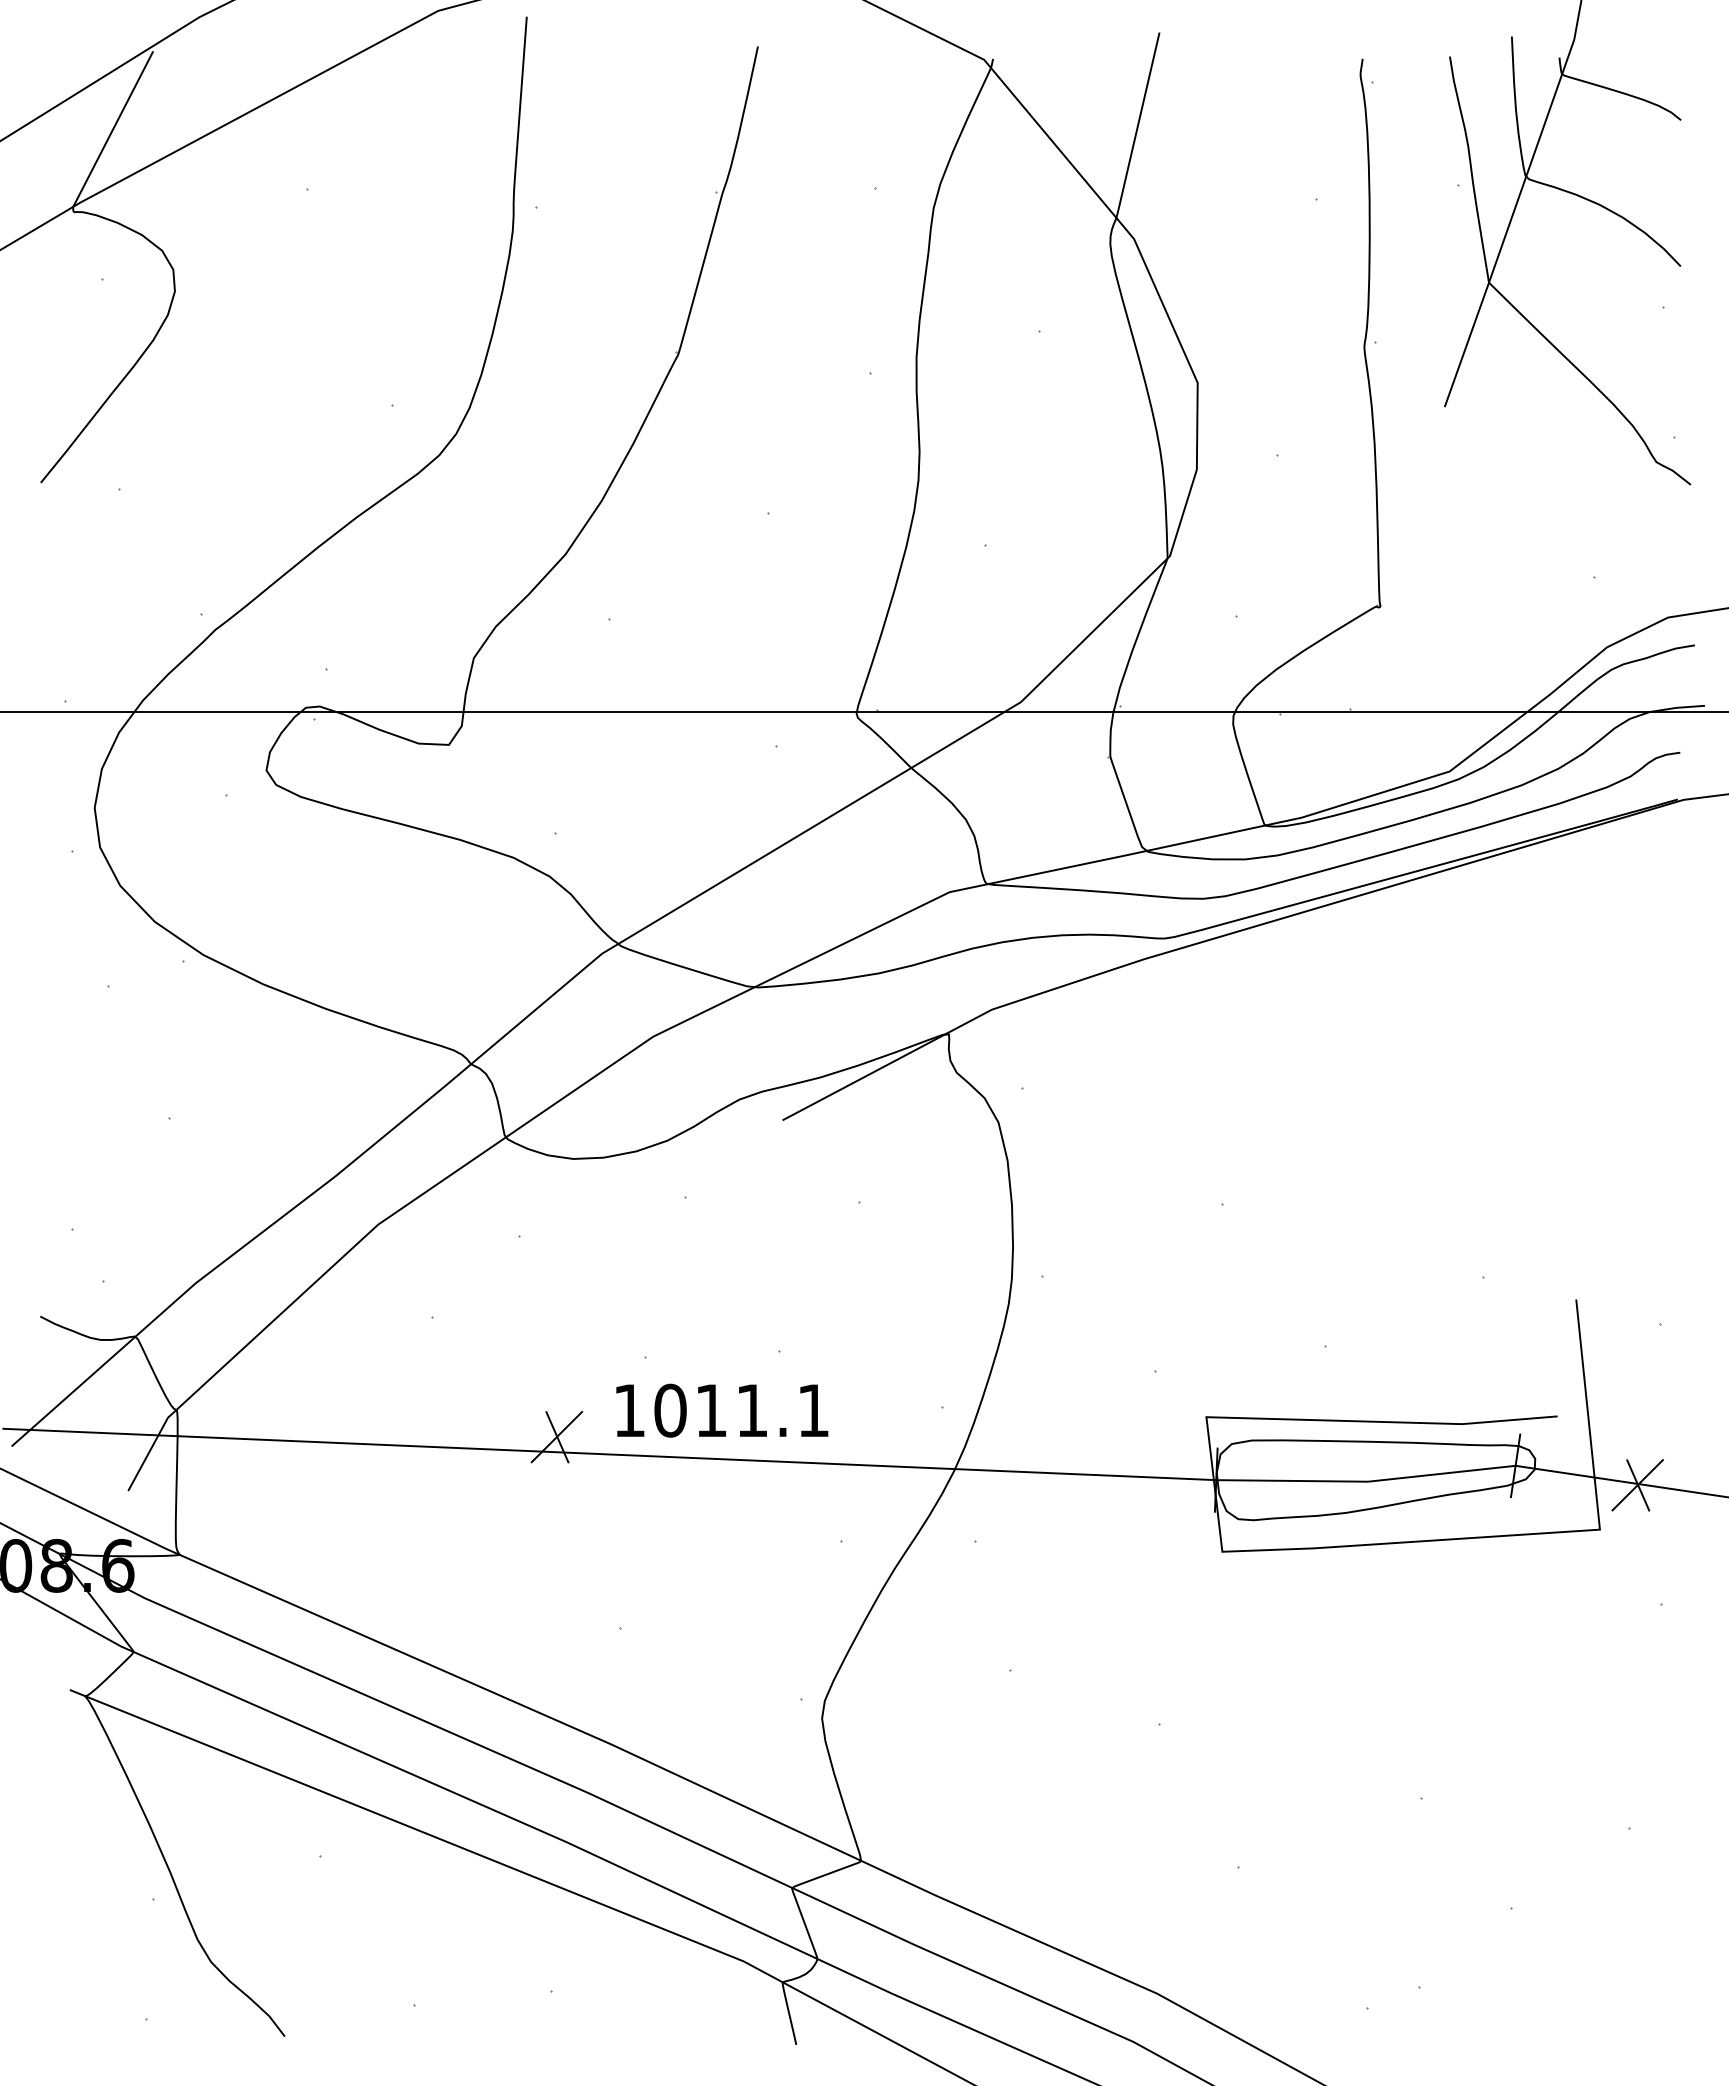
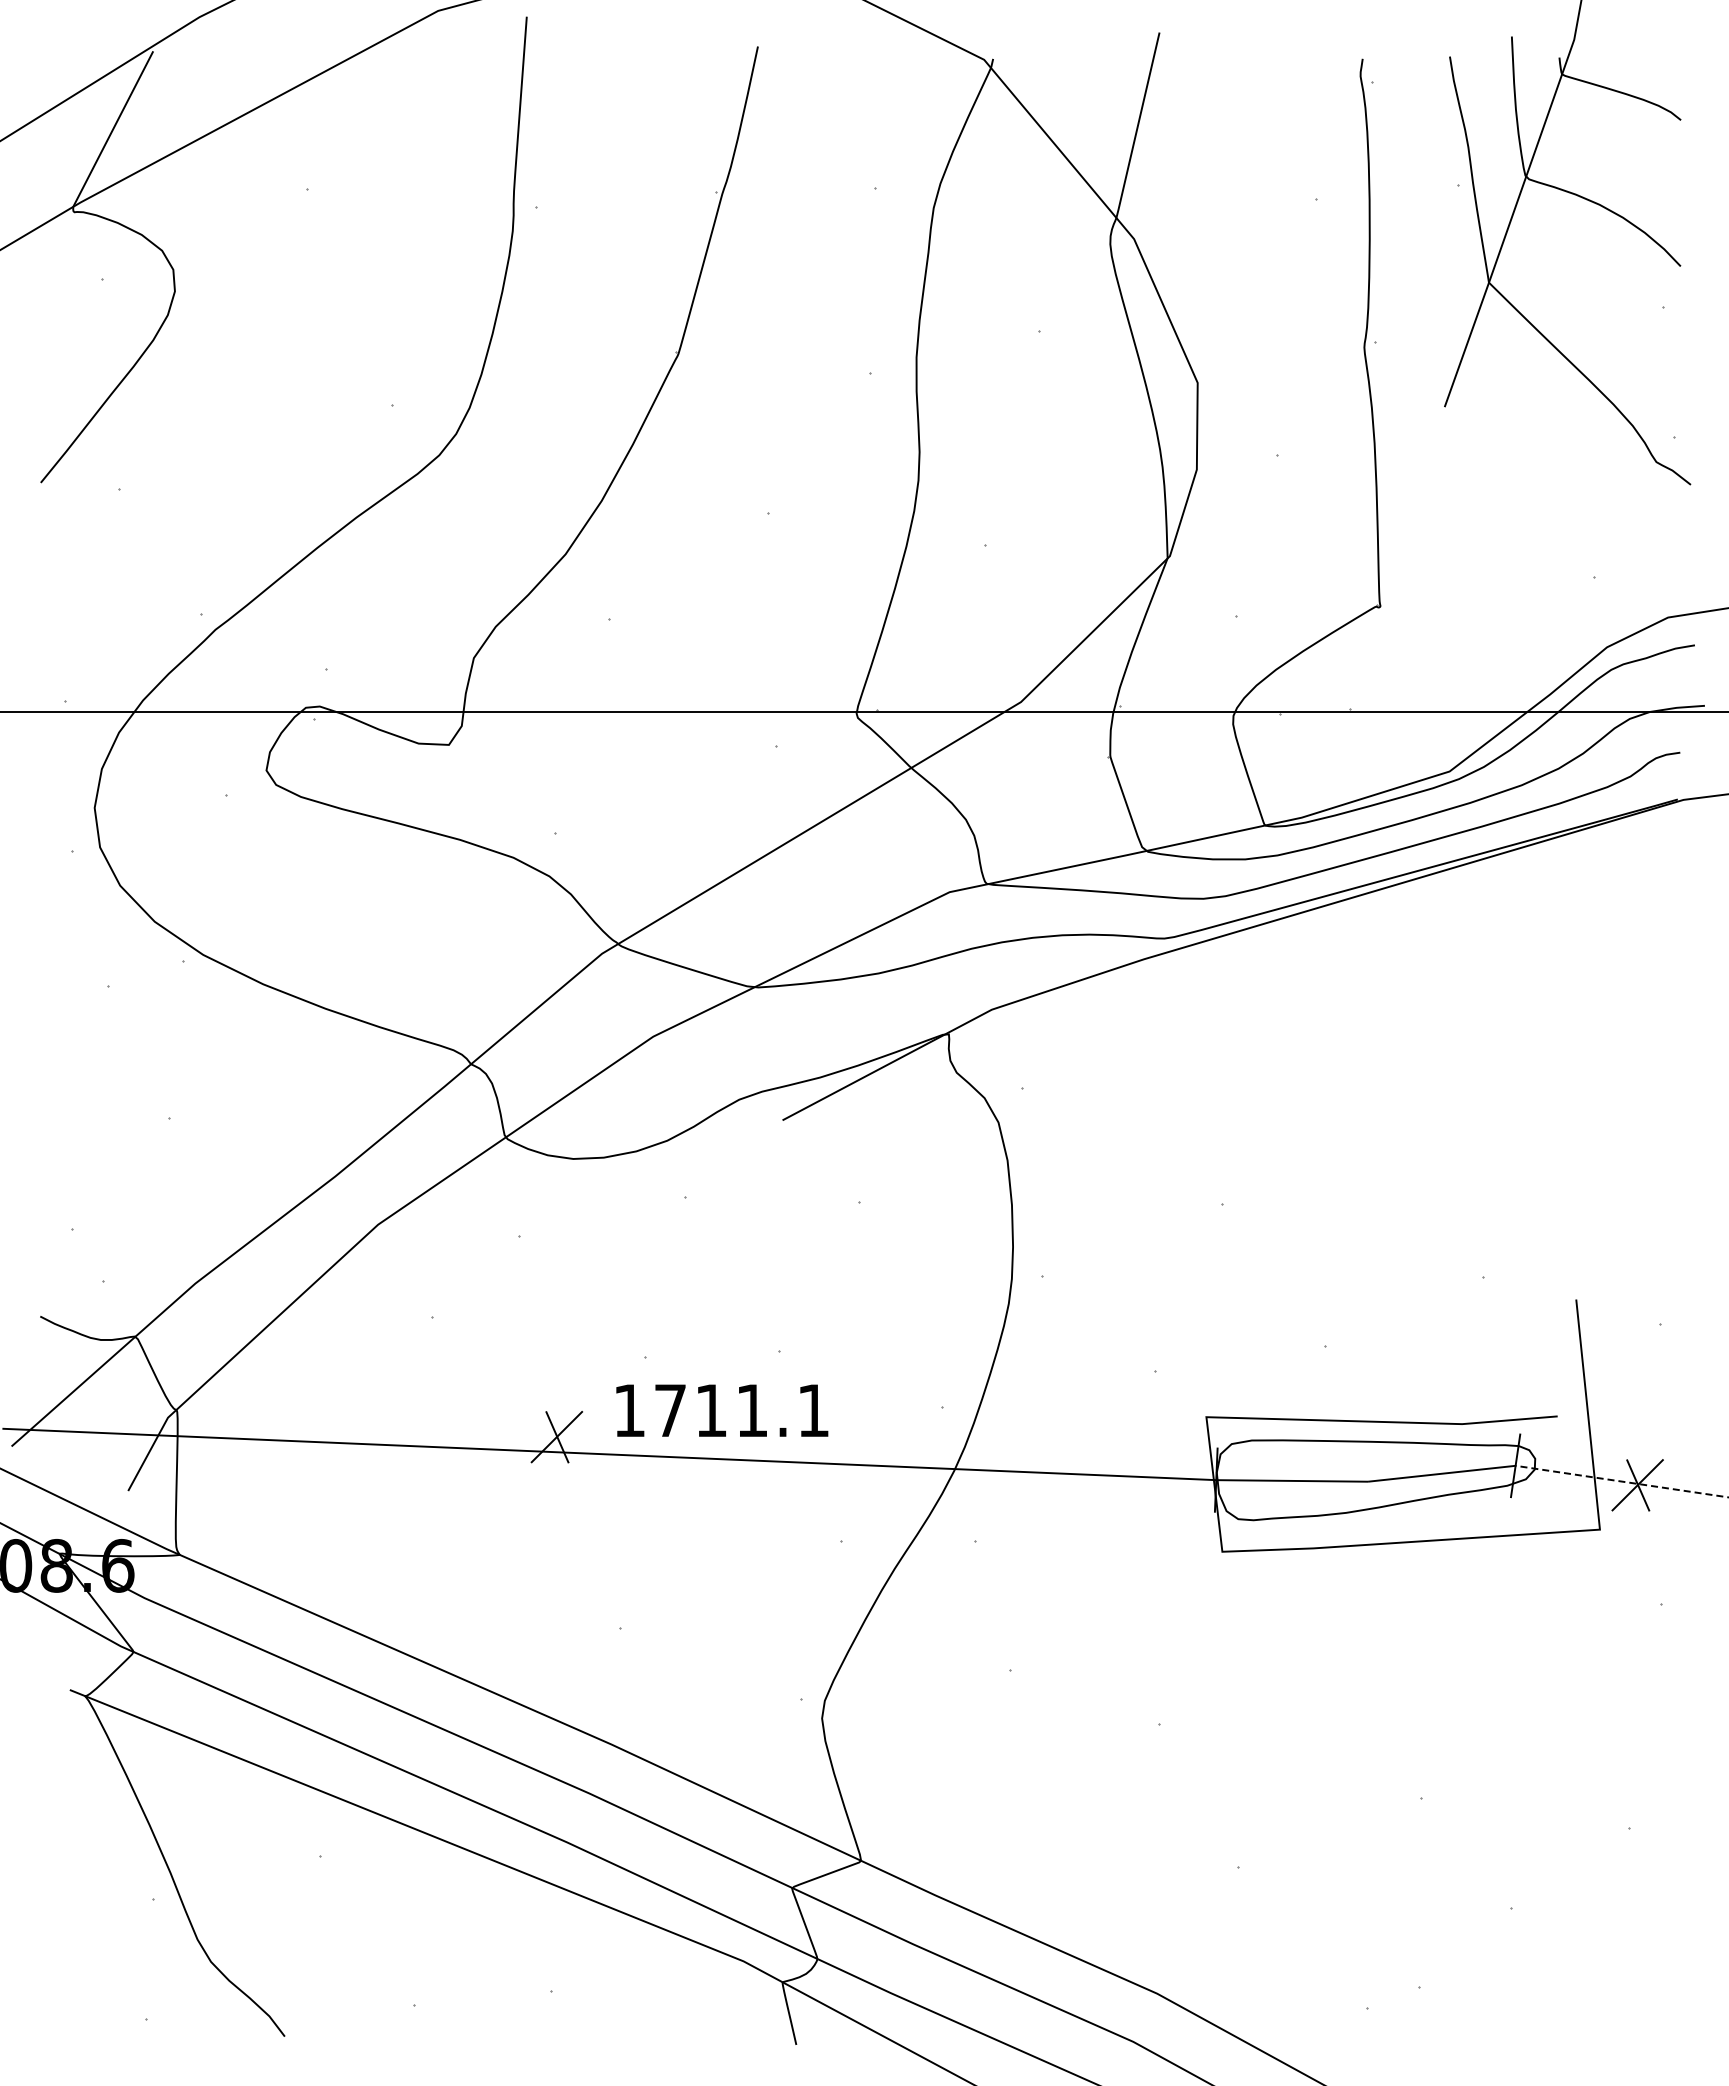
text: 1011.1 -> 1711.1 (670, 1410)
line: solid -> dashed (1621, 1481)
